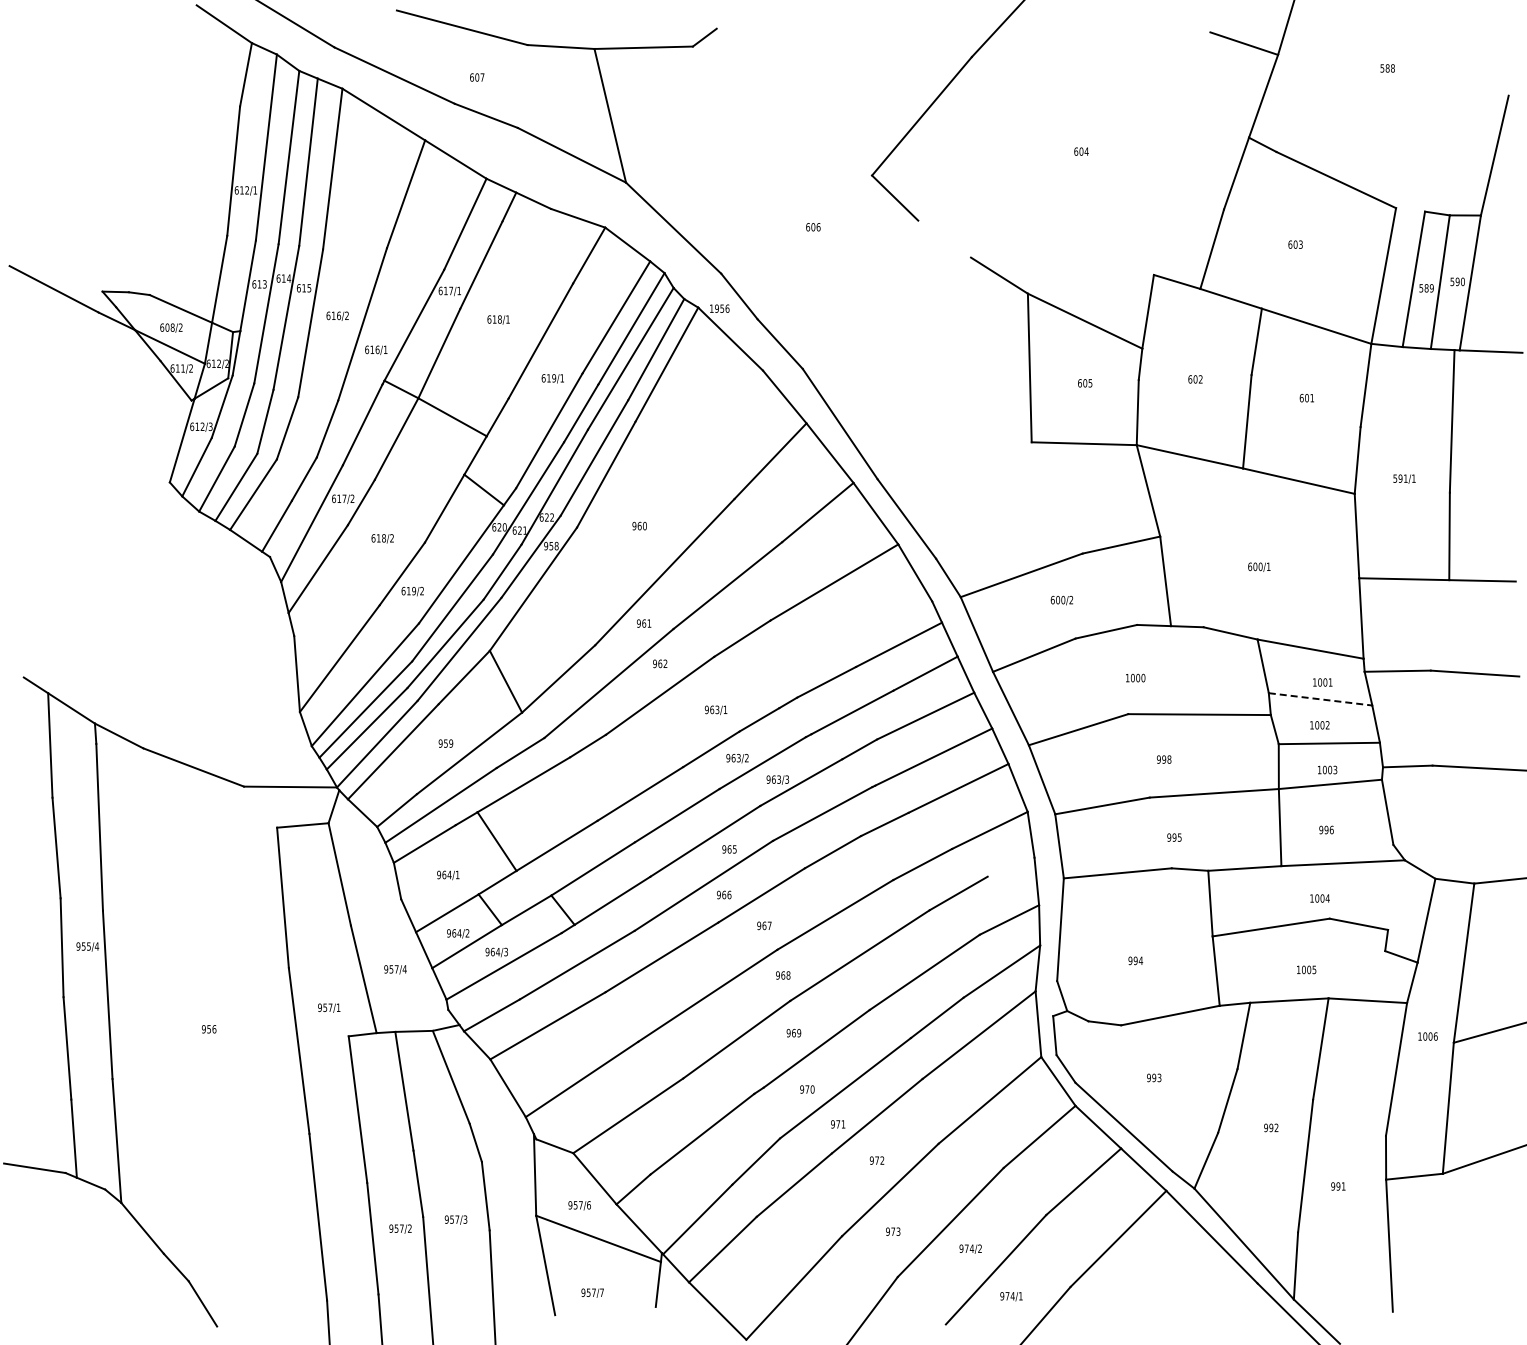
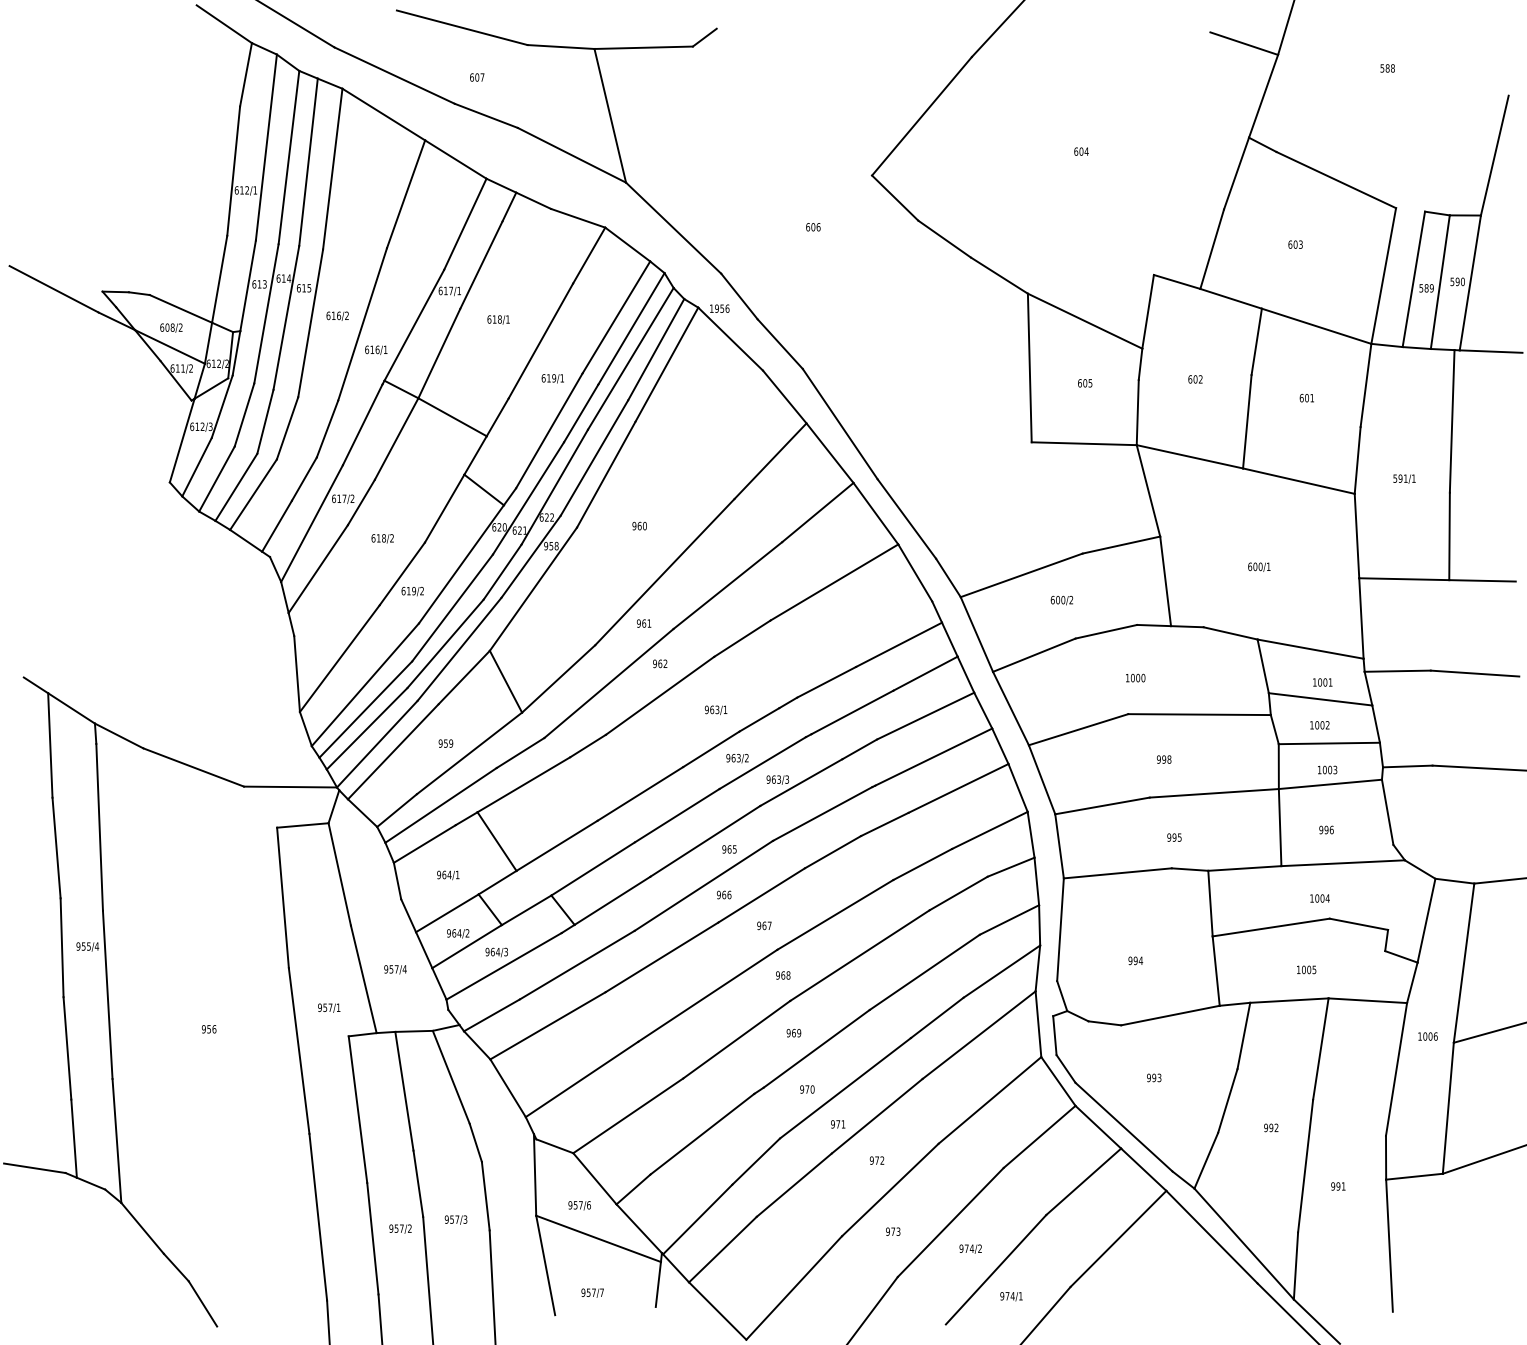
line: none -> present (944, 238)
line: dashed -> solid (1321, 699)
line: none -> present (1010, 866)
